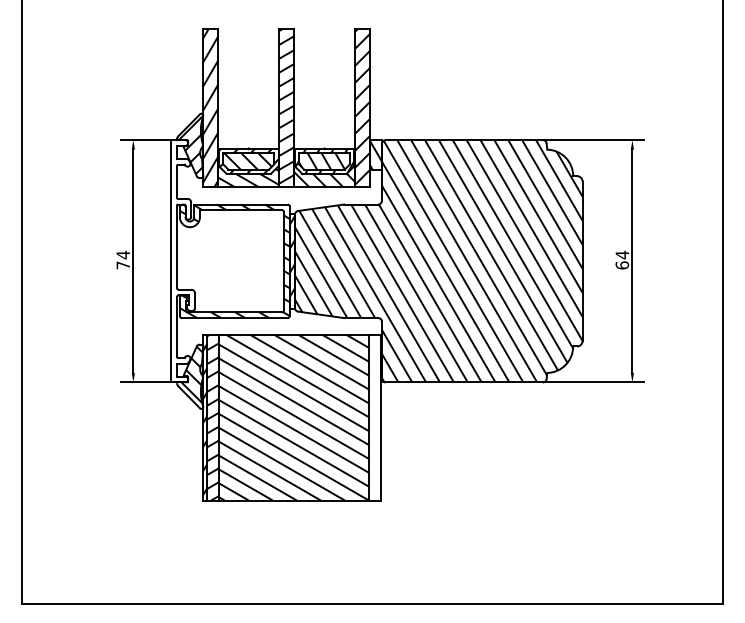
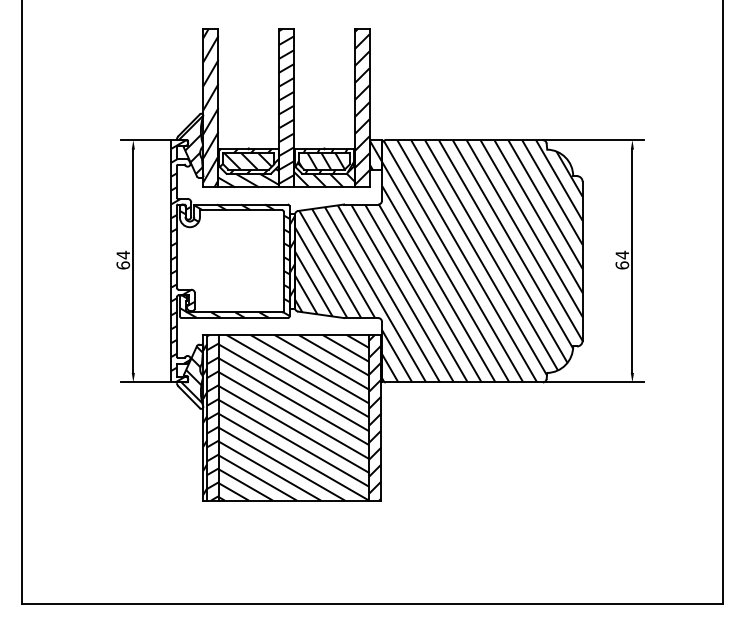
hatch: none -> present (183, 261)
text: 74 -> 64 (123, 265)
hatch: none -> present (375, 417)
